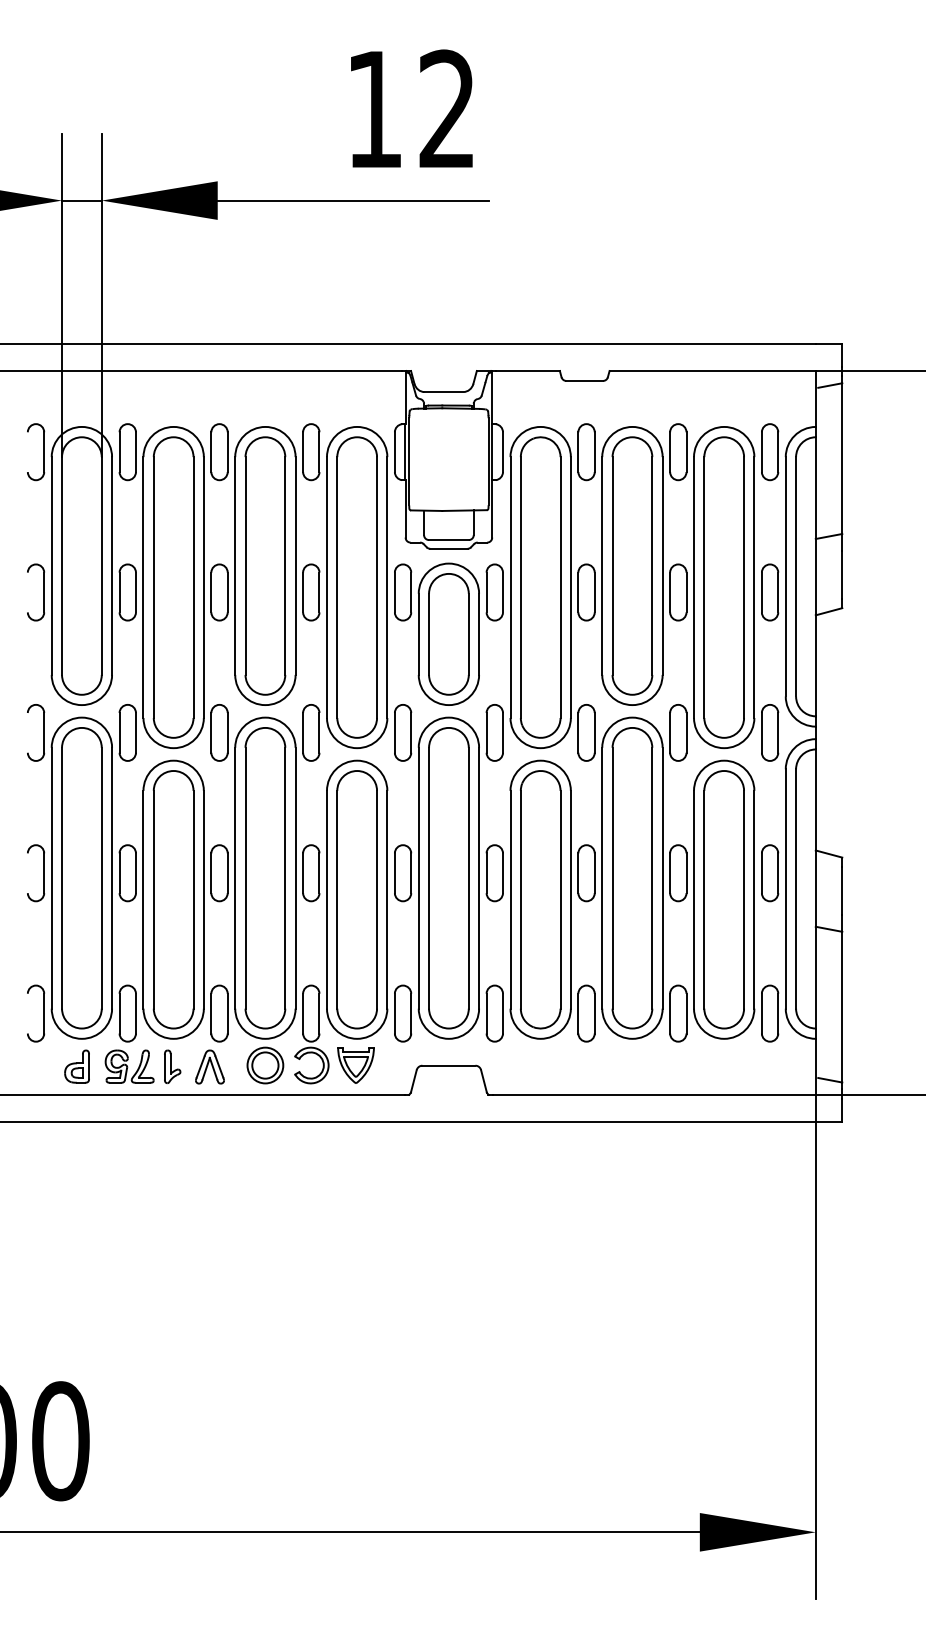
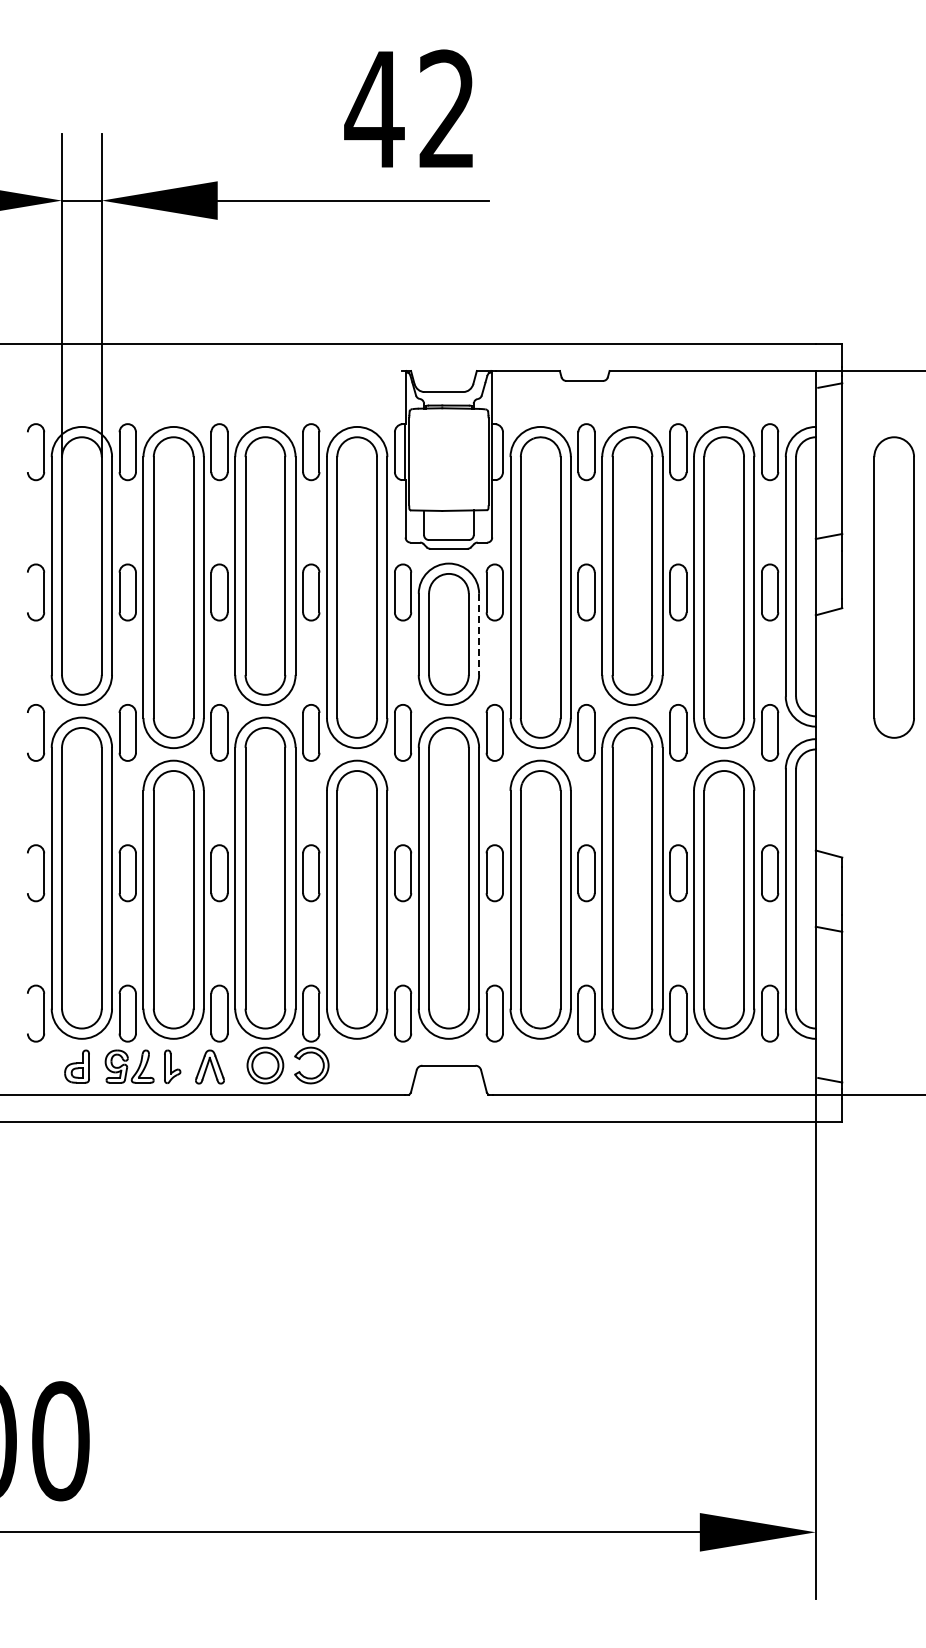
text: 12 -> 42 (374, 109)
line: present -> none (202, 371)
part: none -> present (893, 587)
line: solid -> dashed (479, 634)
part: present -> none (355, 1065)
